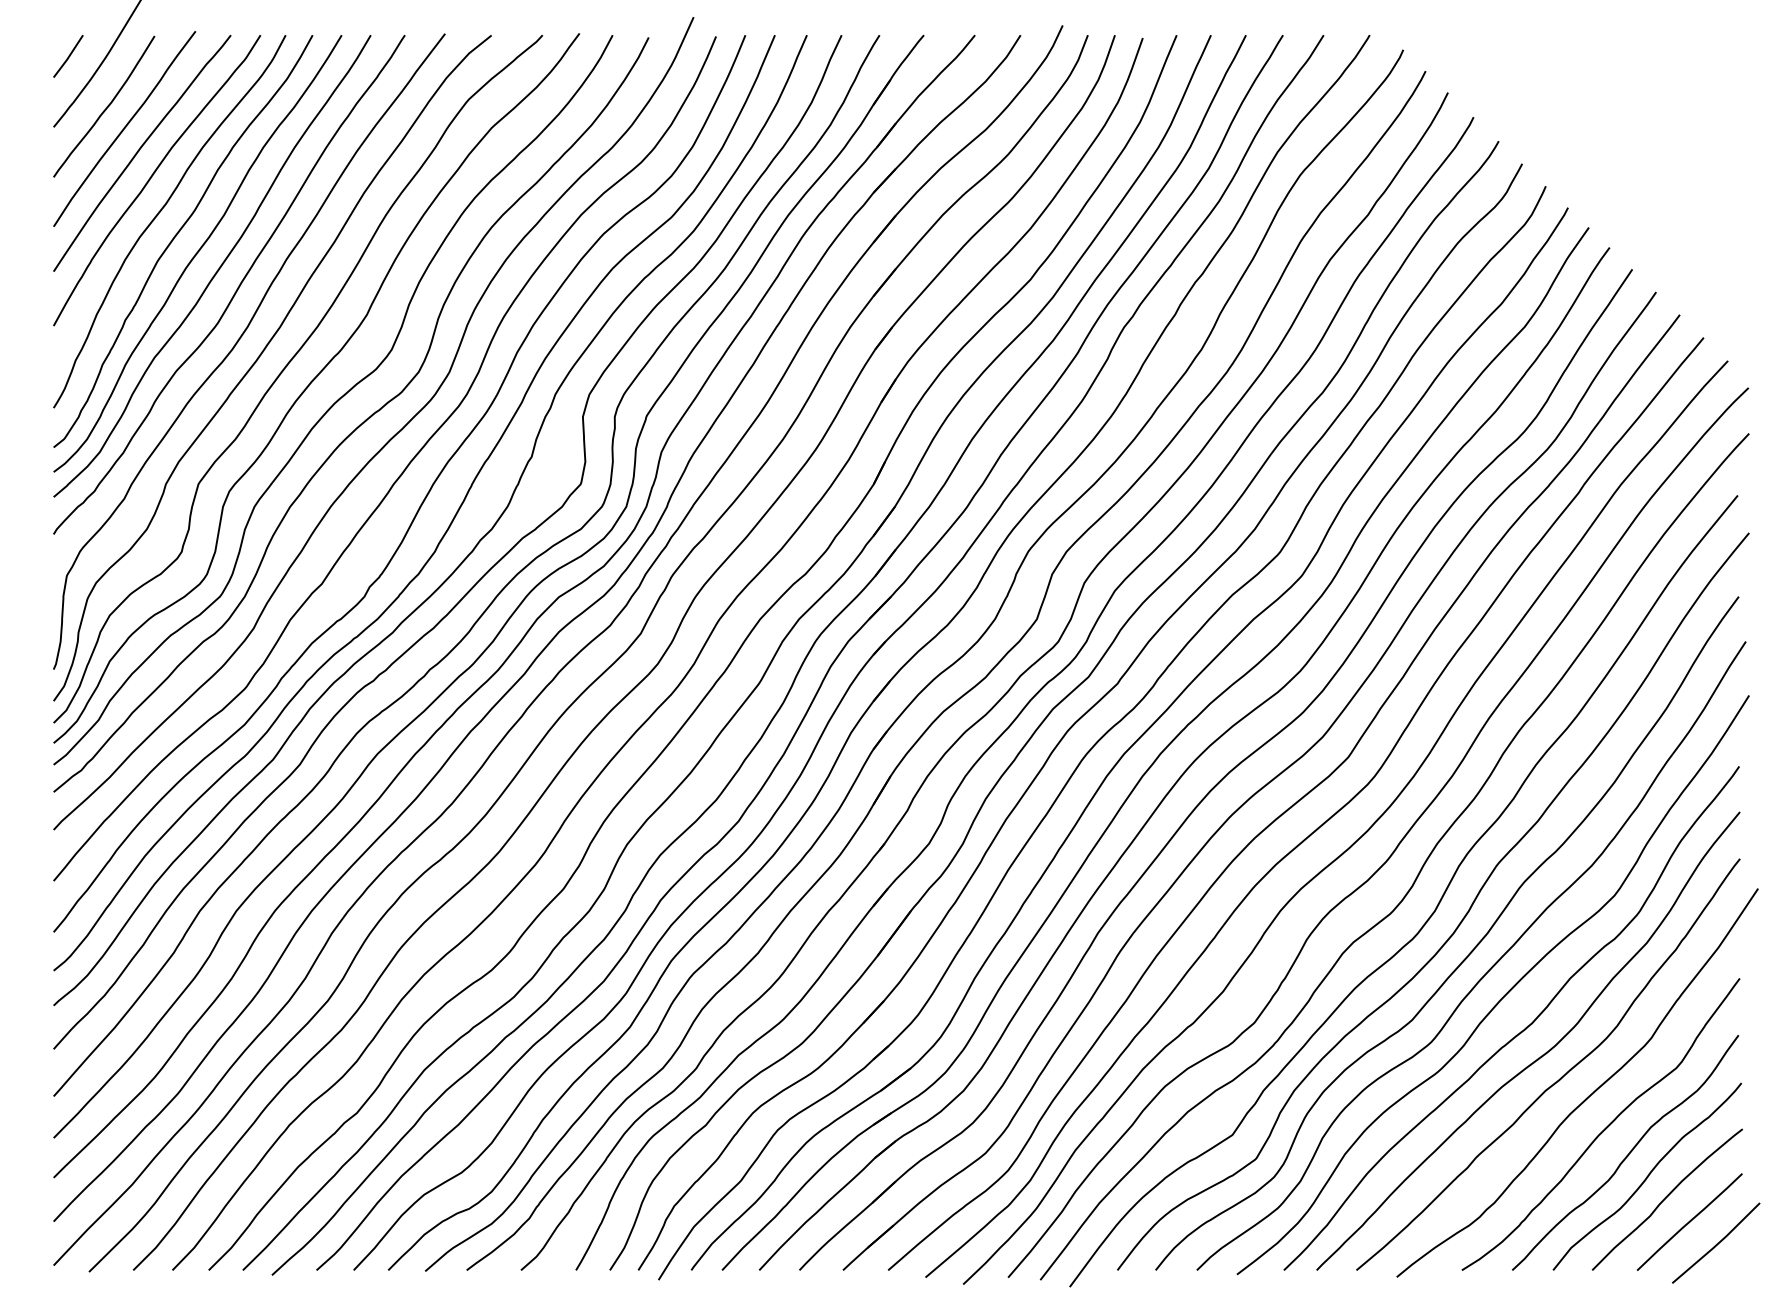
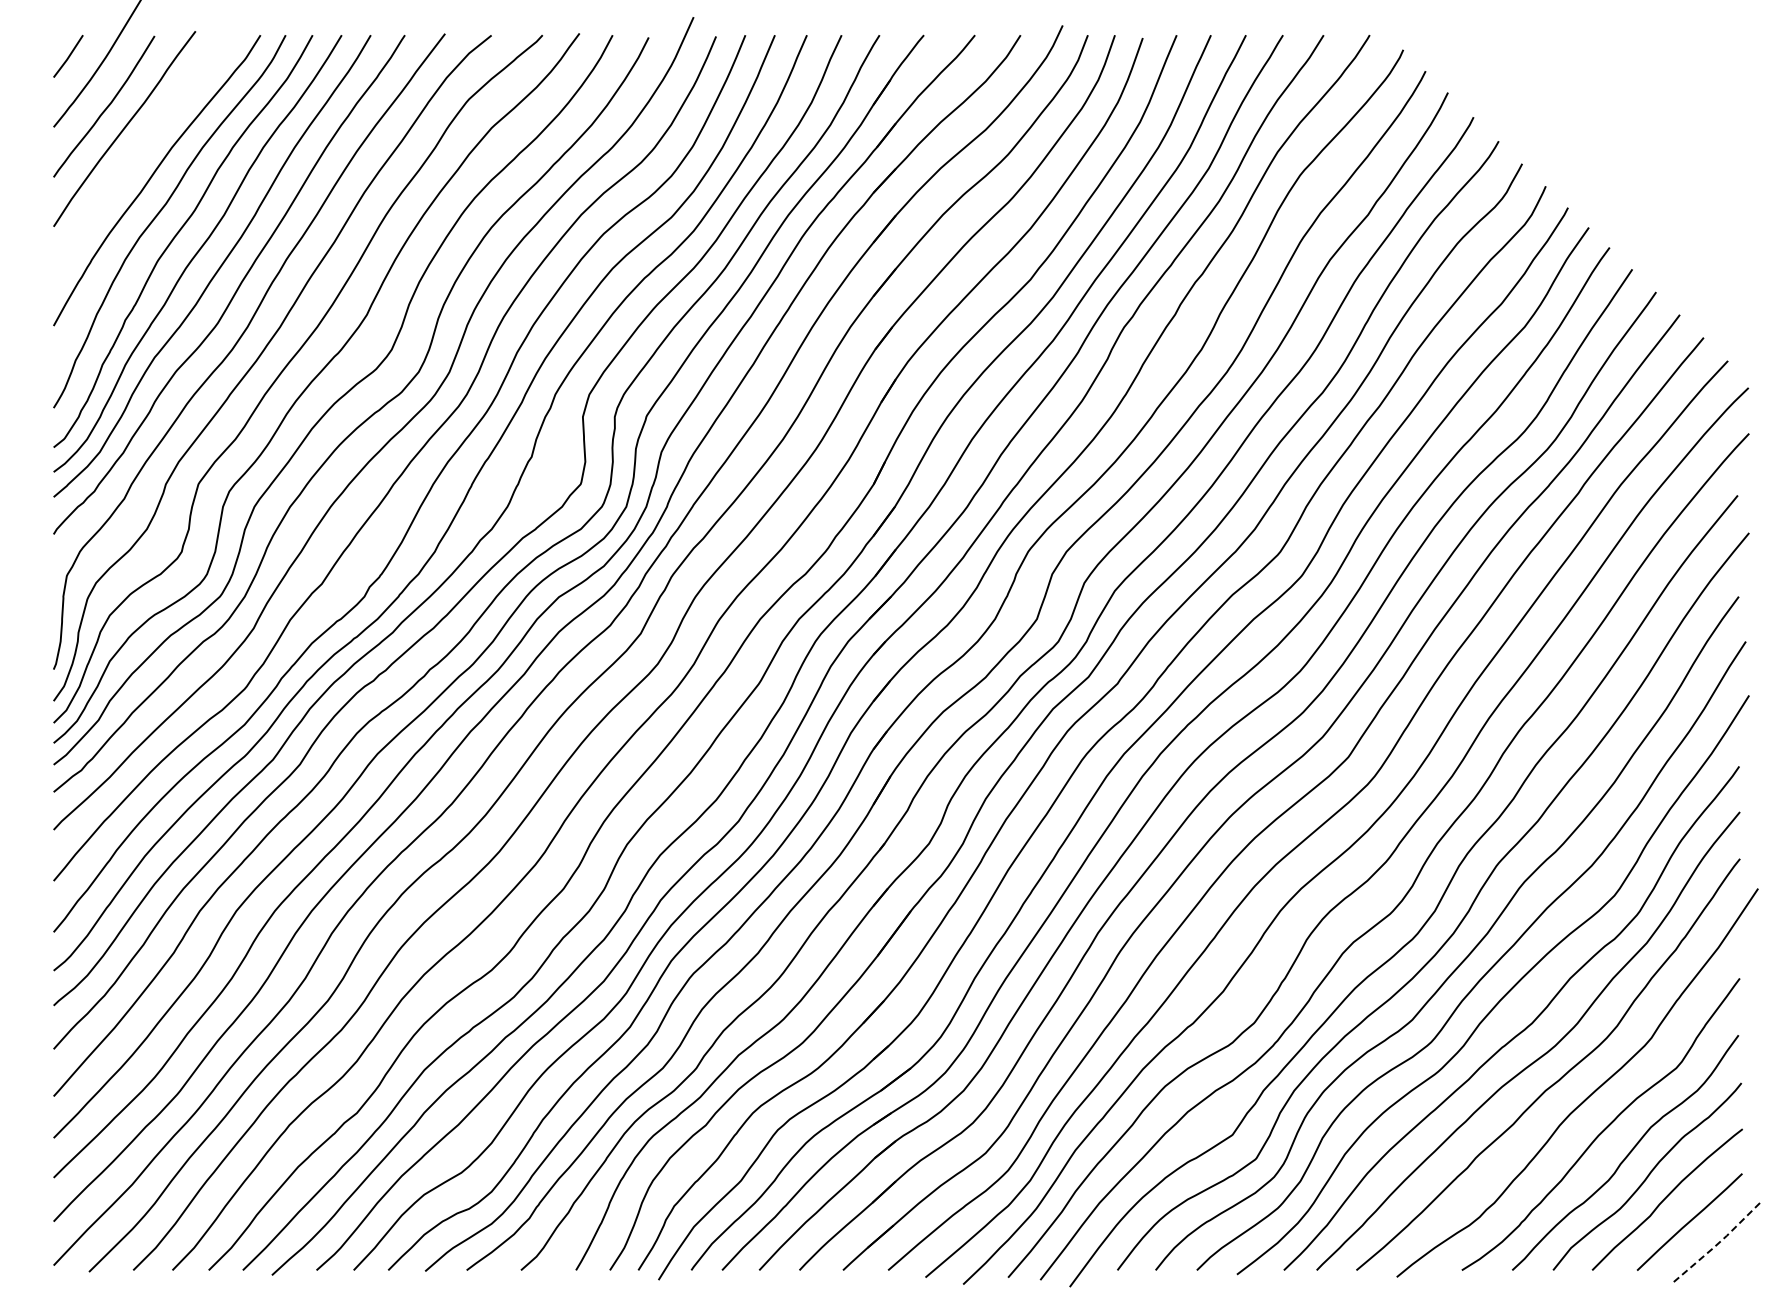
curve: present -> none (139, 151)
line: solid -> dashed (1717, 1244)
